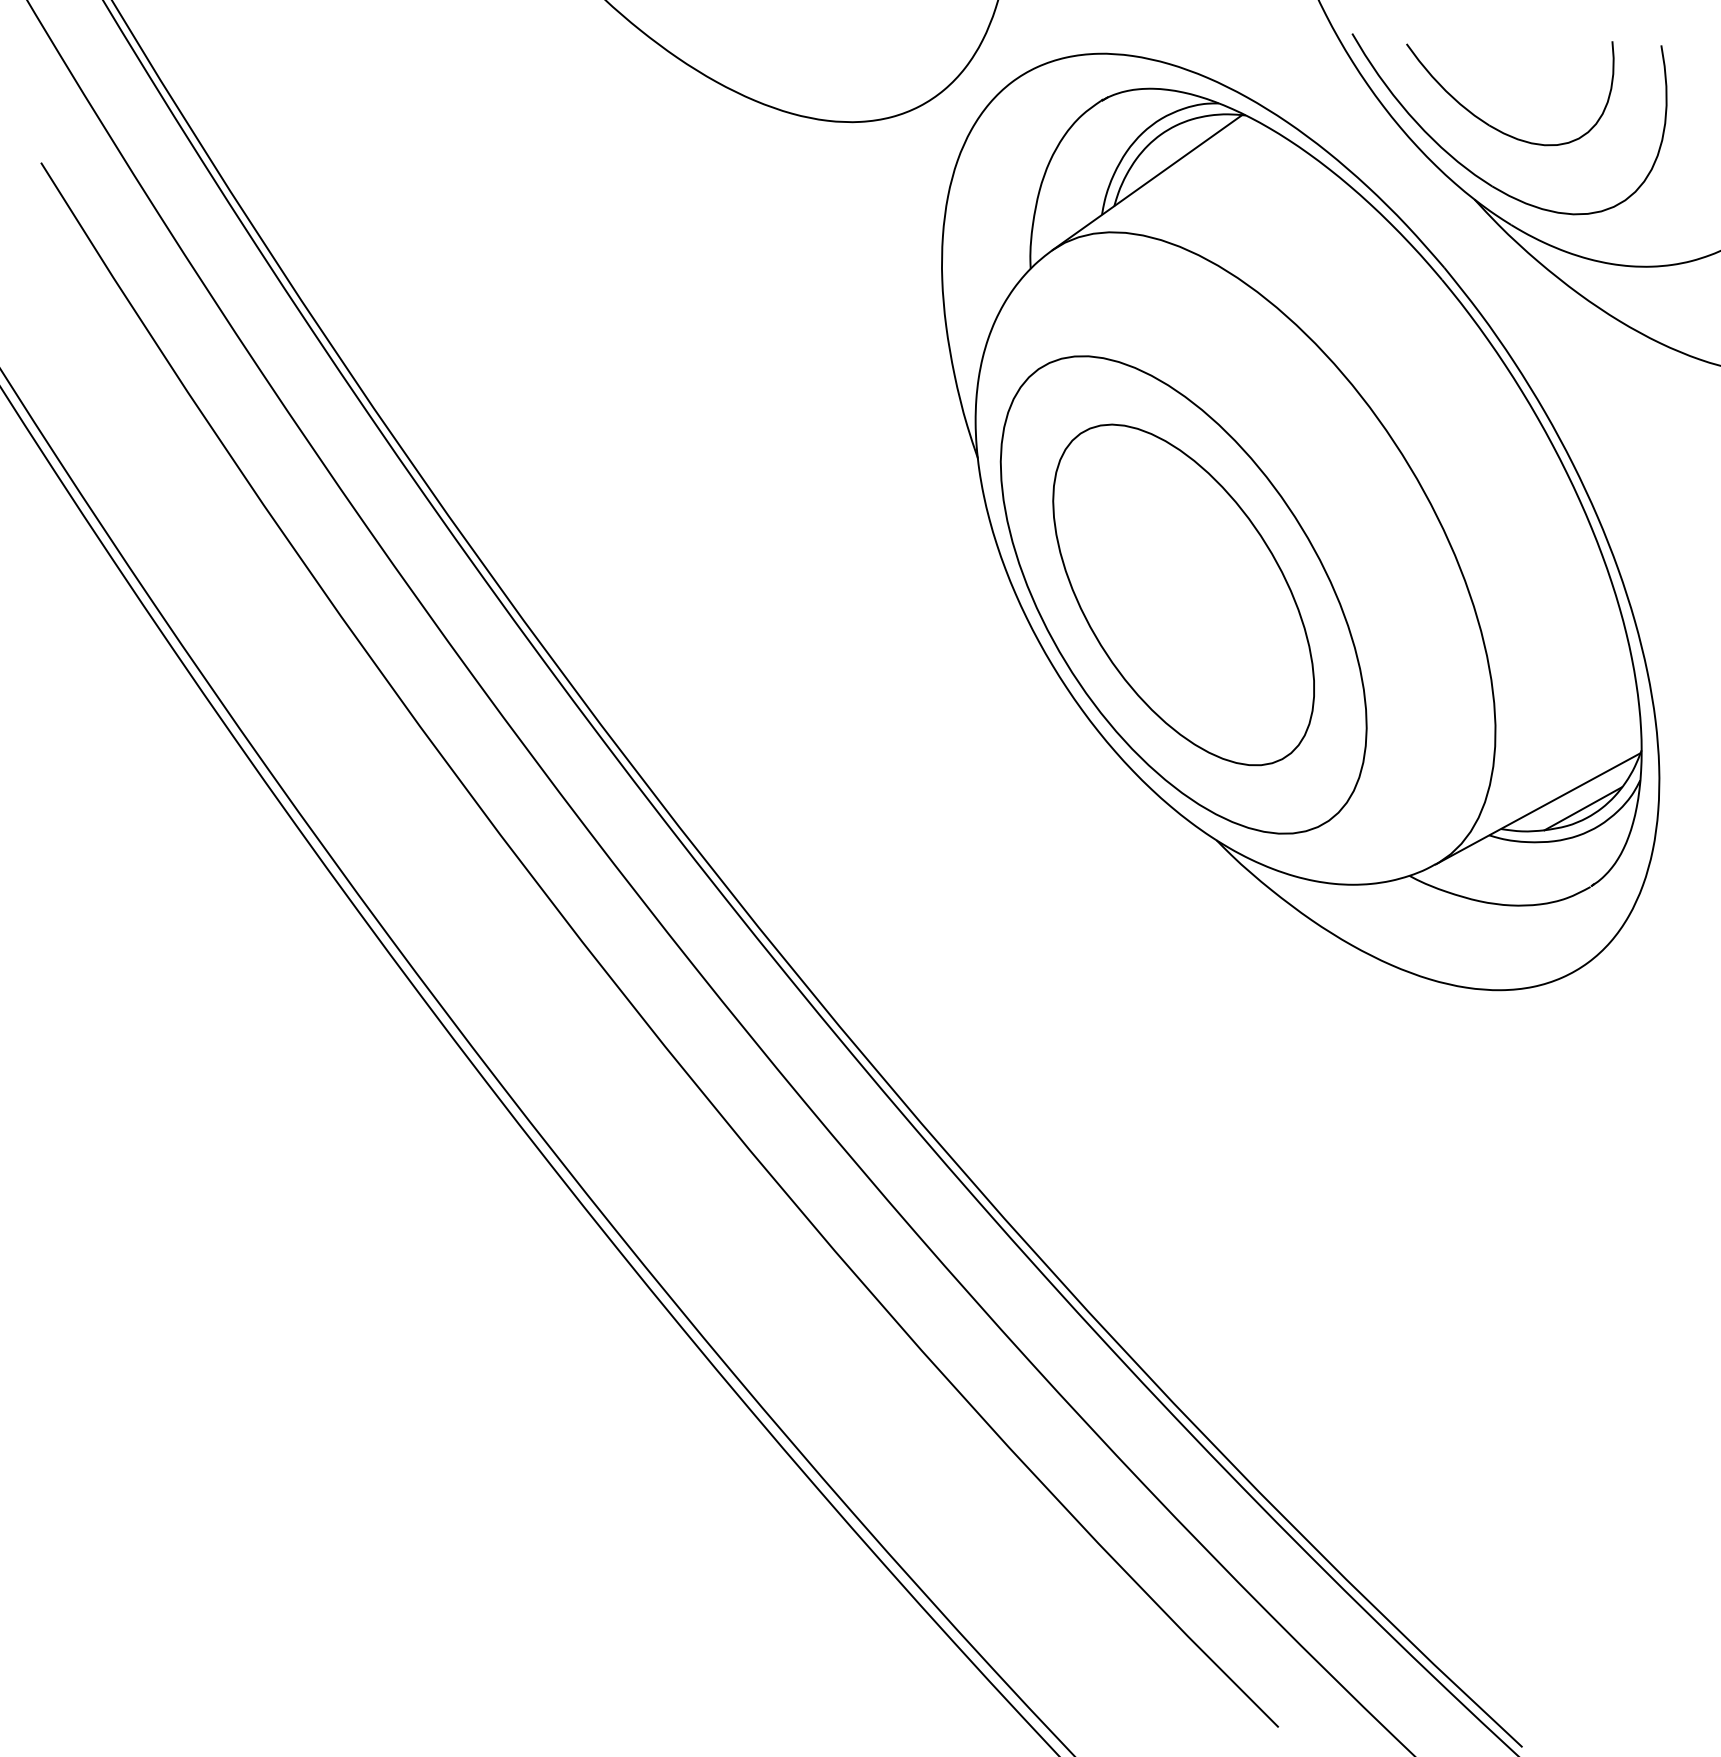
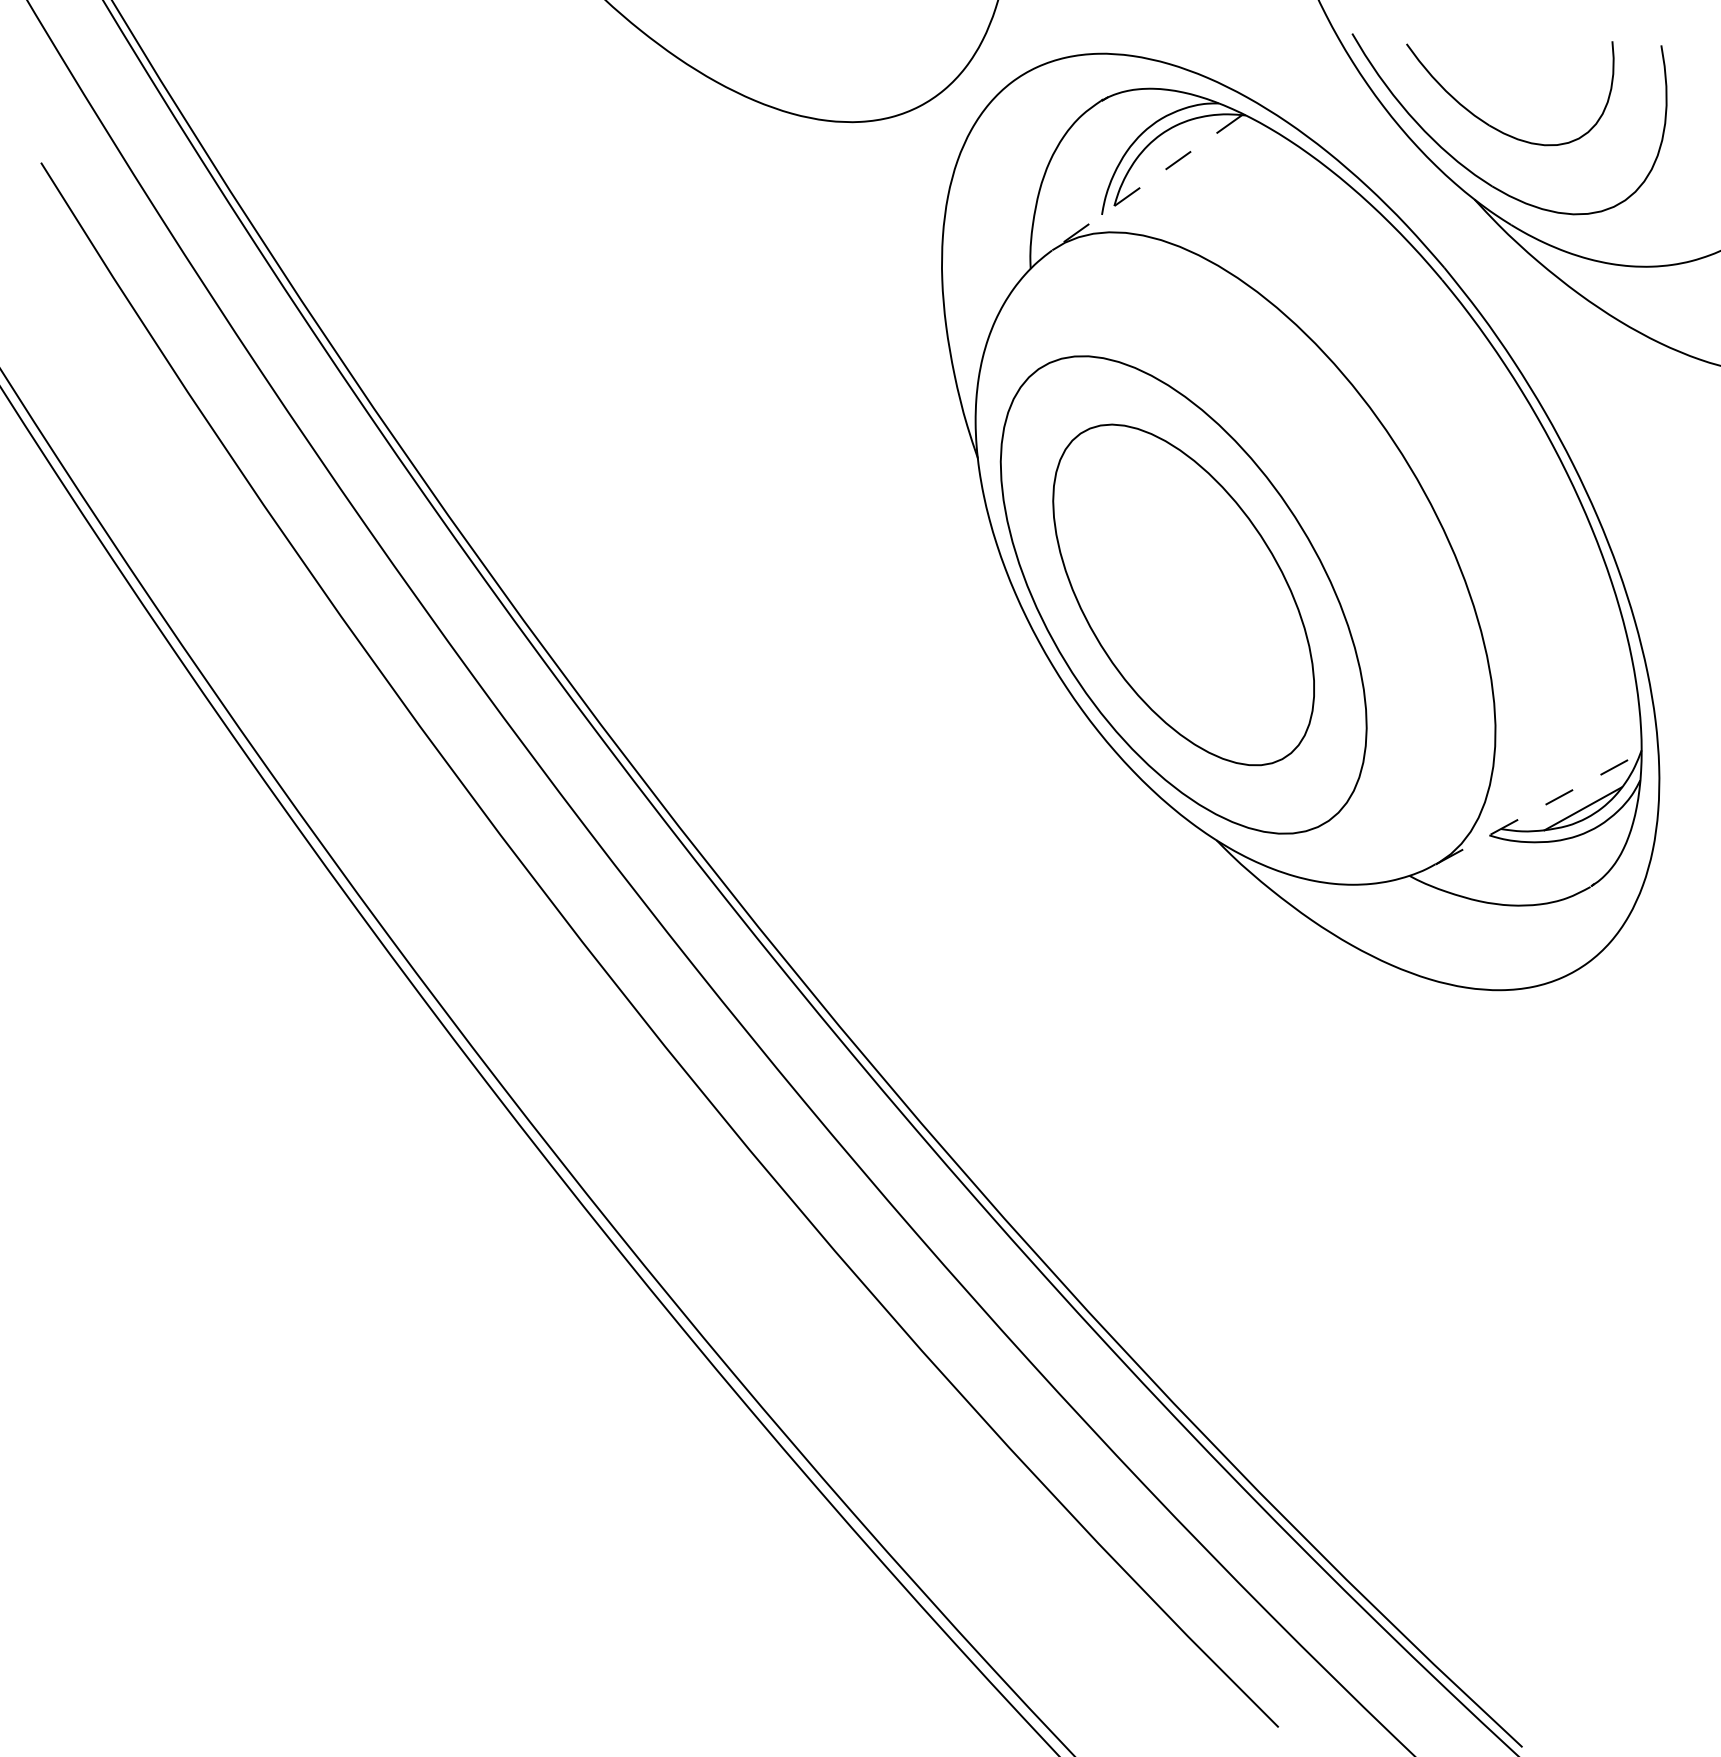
line: solid -> dashed (1146, 183)
line: solid -> dashed (1538, 808)
